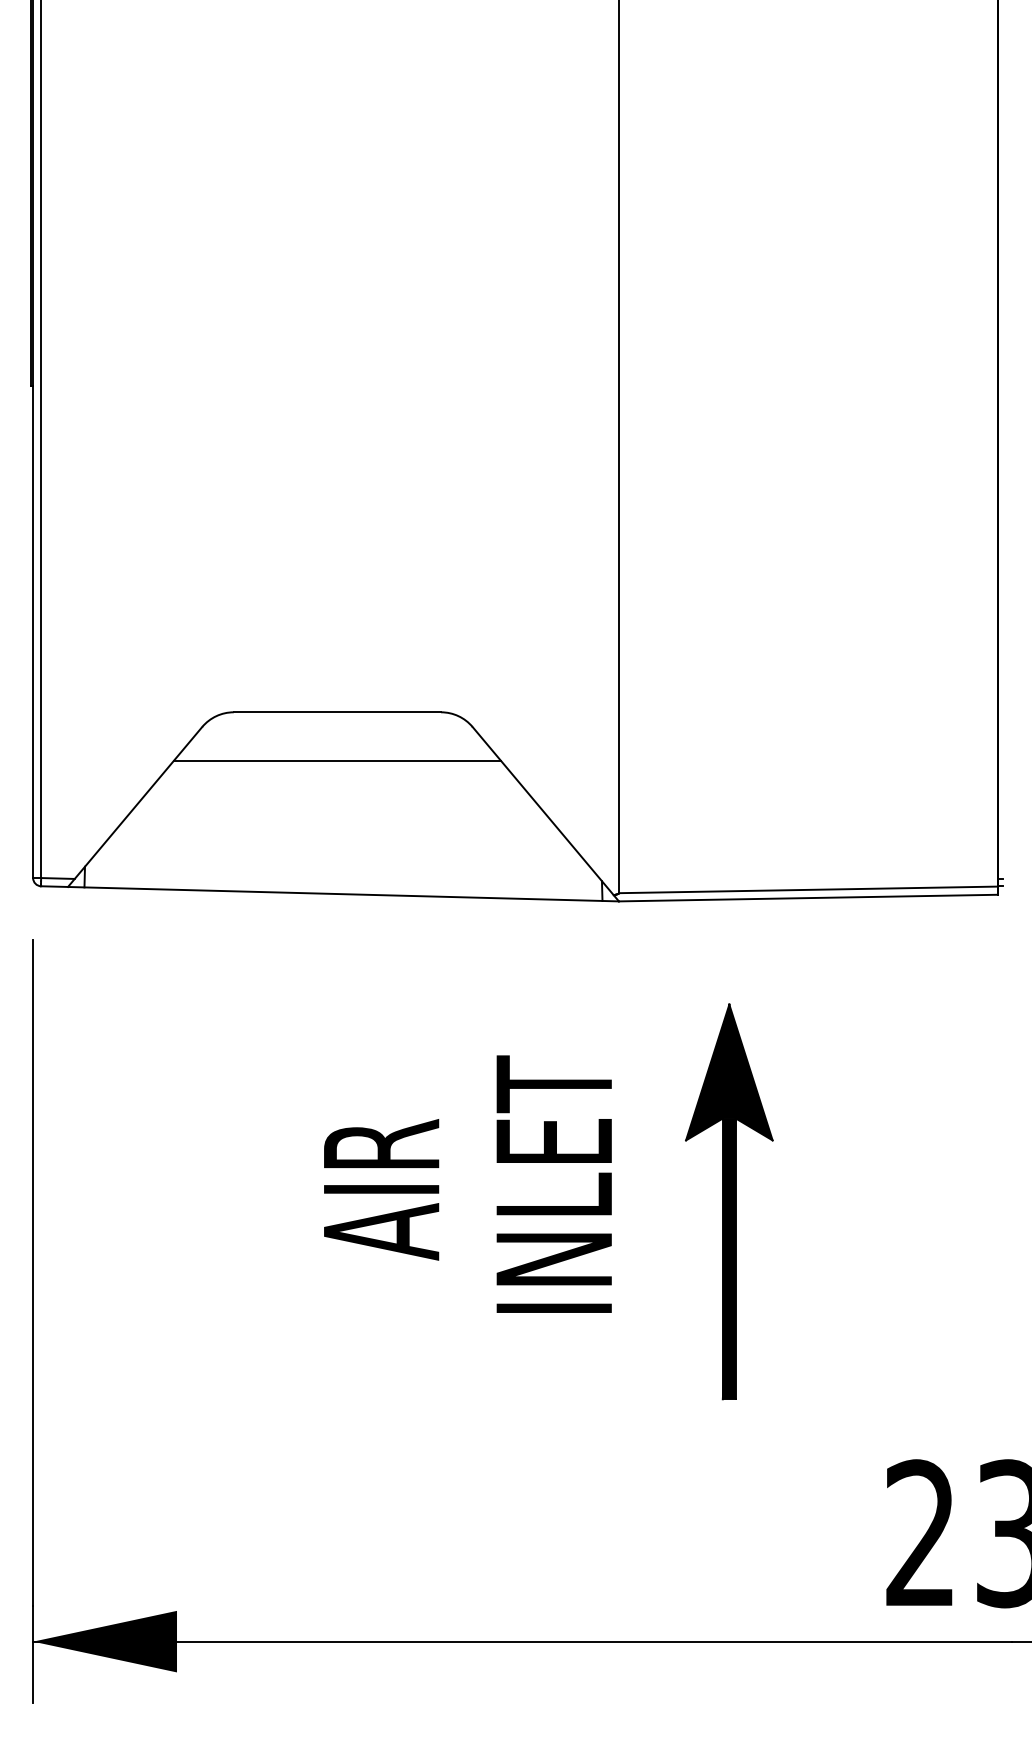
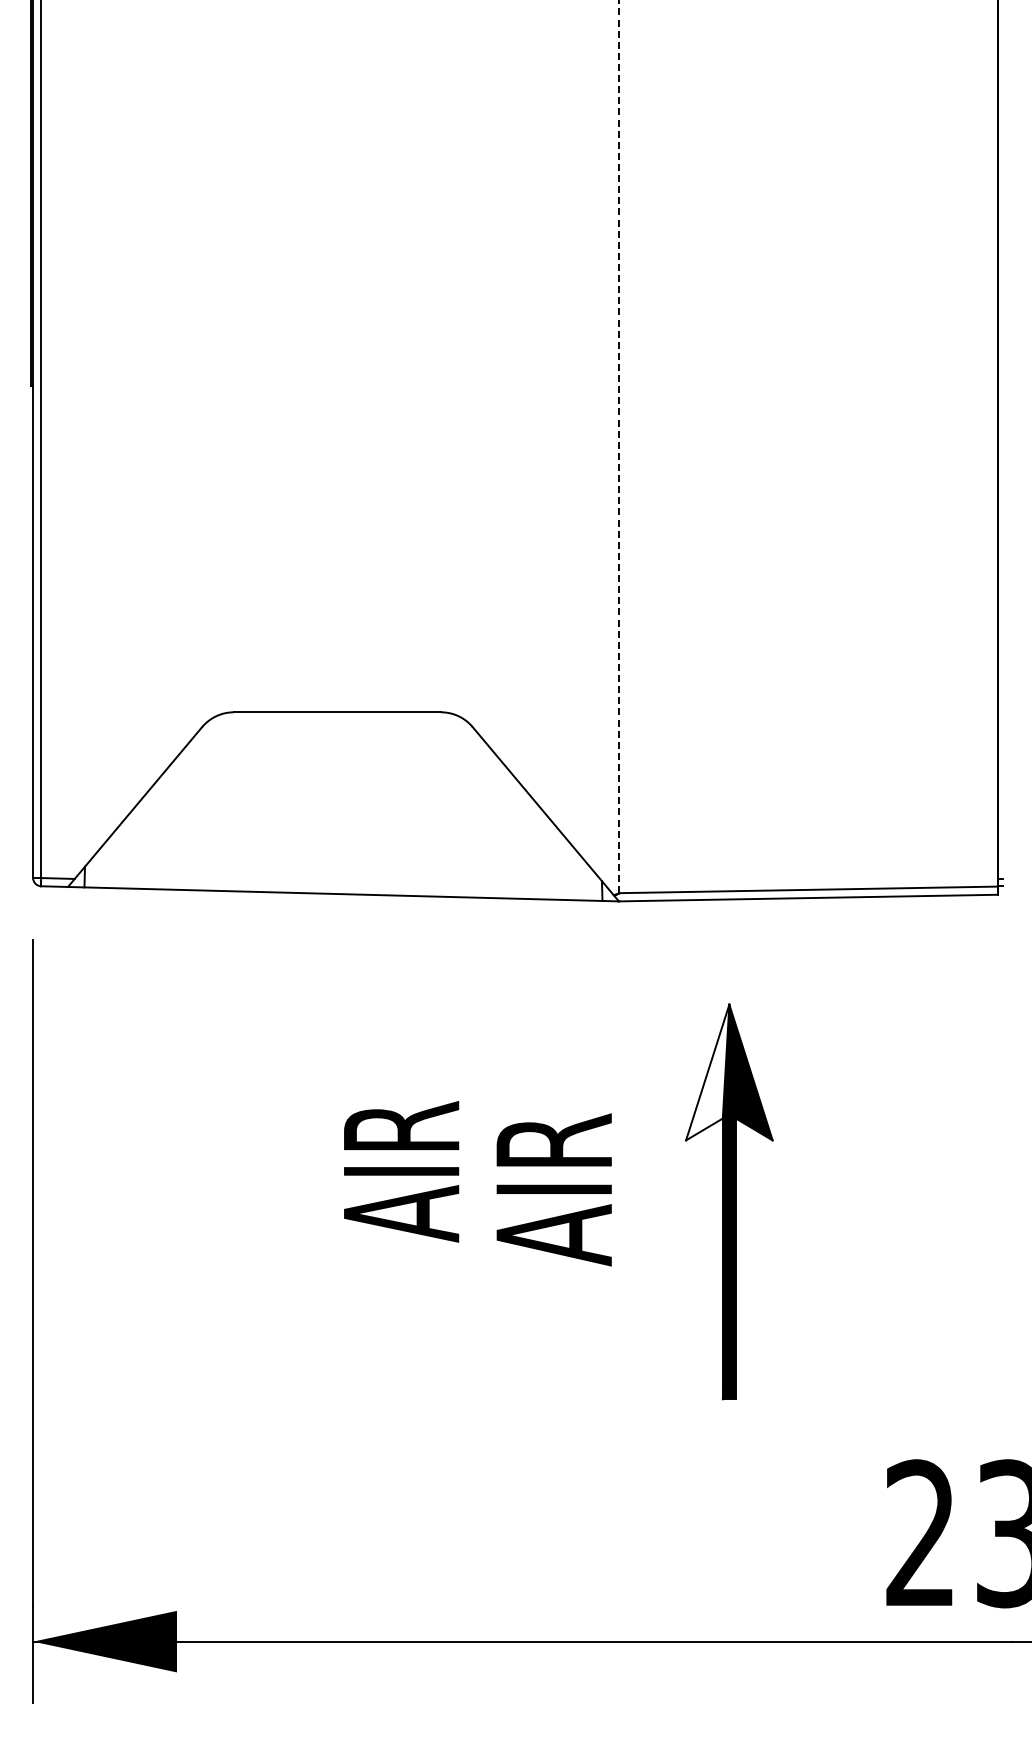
line: solid -> dashed (618, 446)
line: present -> none (336, 760)
fill: present -> none (707, 1072)
text: INLET -> AIR (553, 1183)
text position: (381, 1189) -> (401, 1171) (401, 1171)
